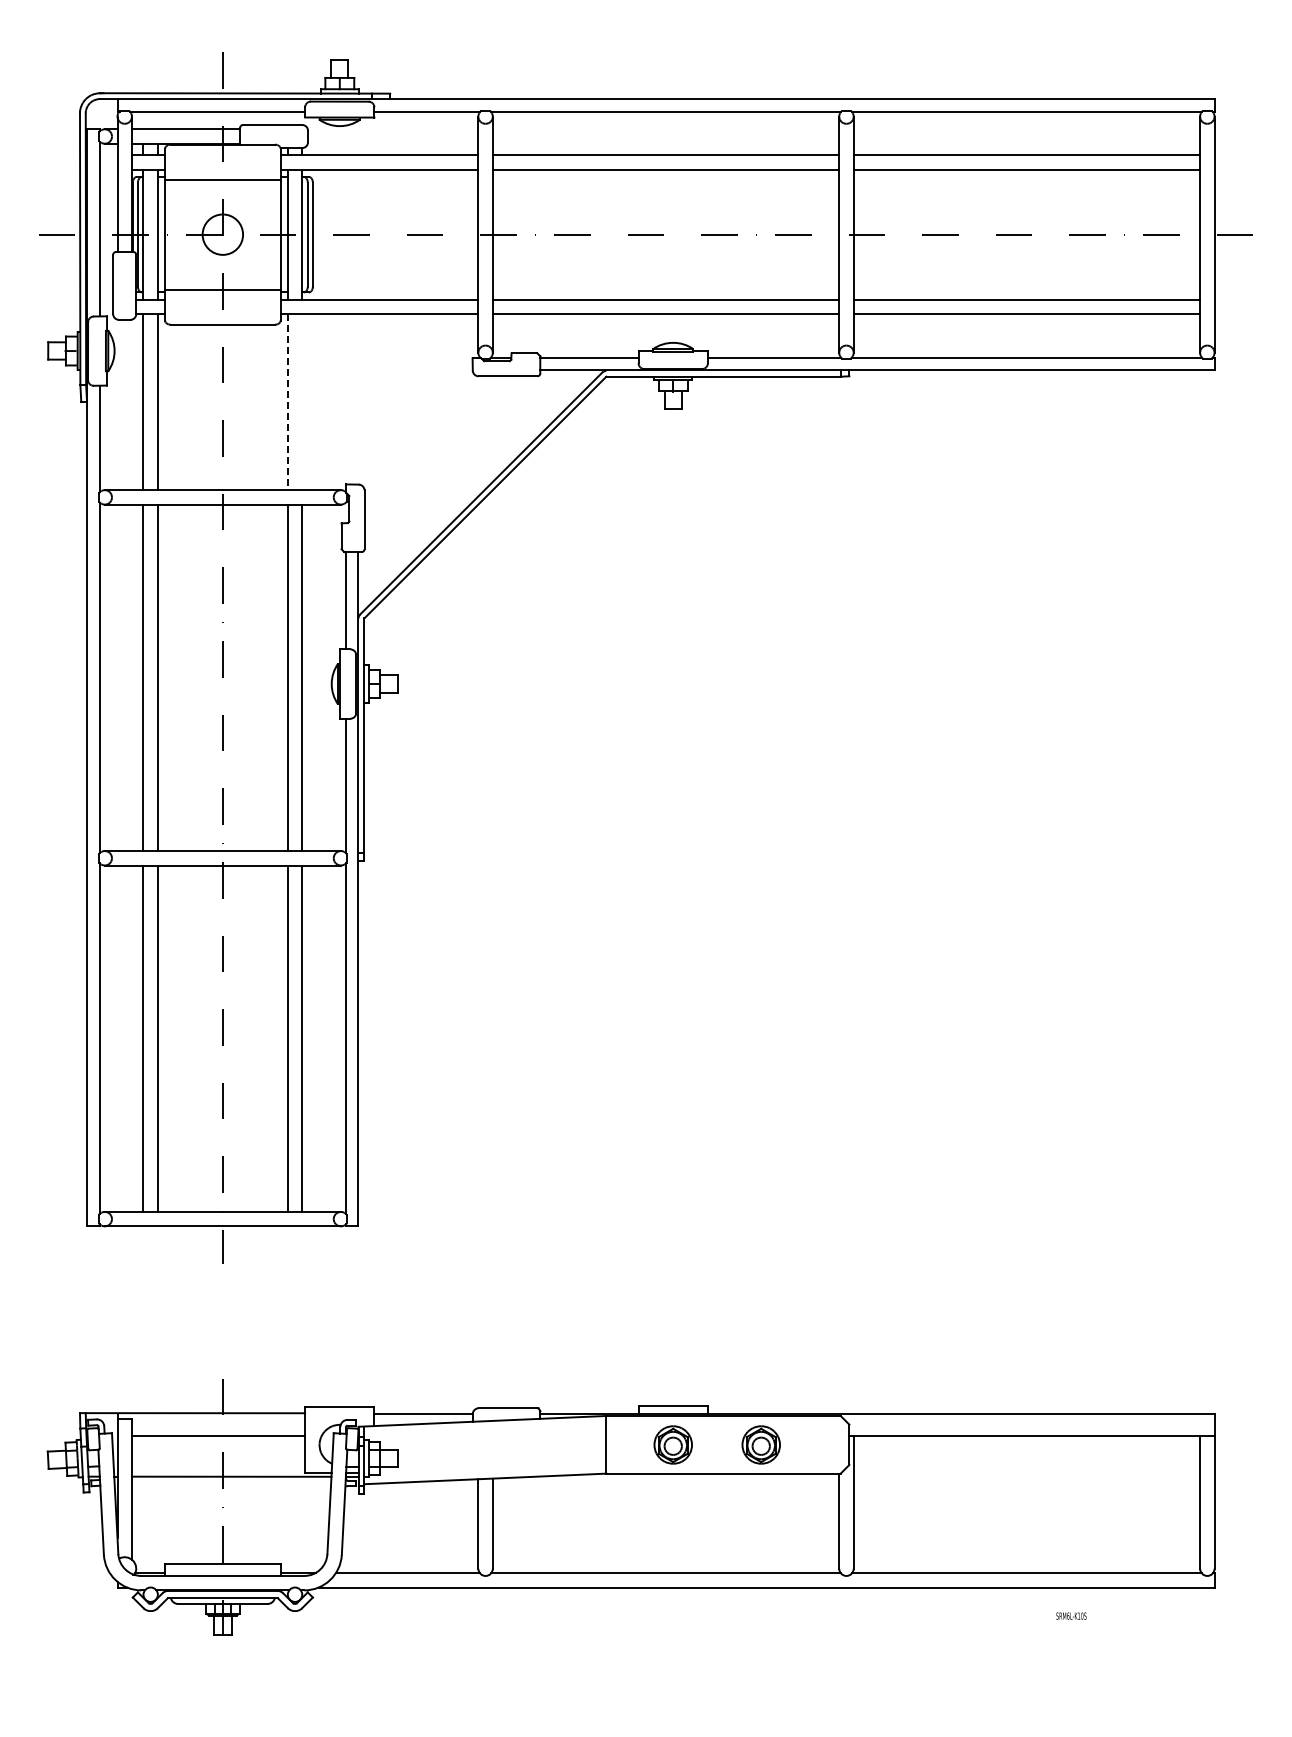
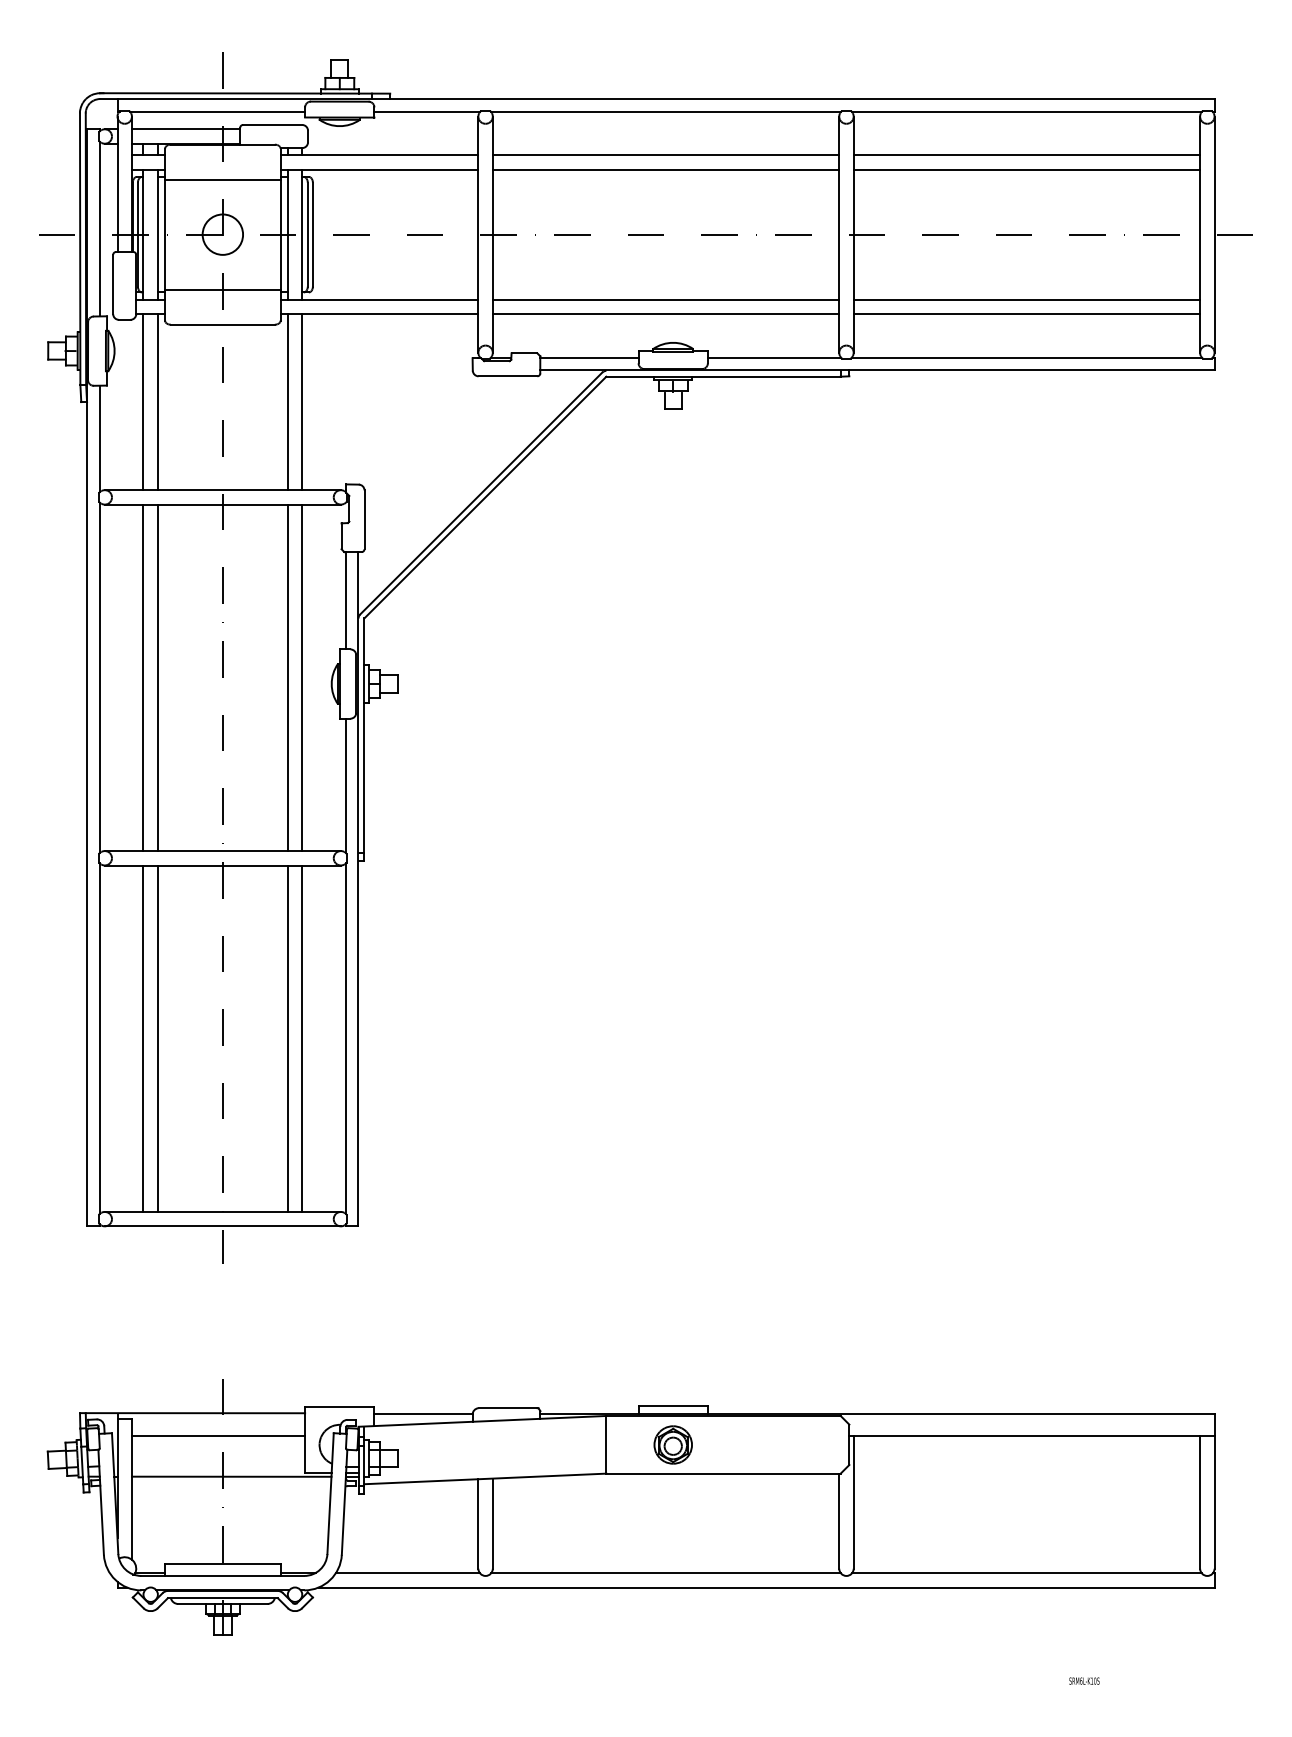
line: dashed -> solid (287, 402)
line: none -> present (302, 402)
part: present -> none (760, 1444)
text position: (1071, 1615) -> (1084, 1680) (1084, 1680)
